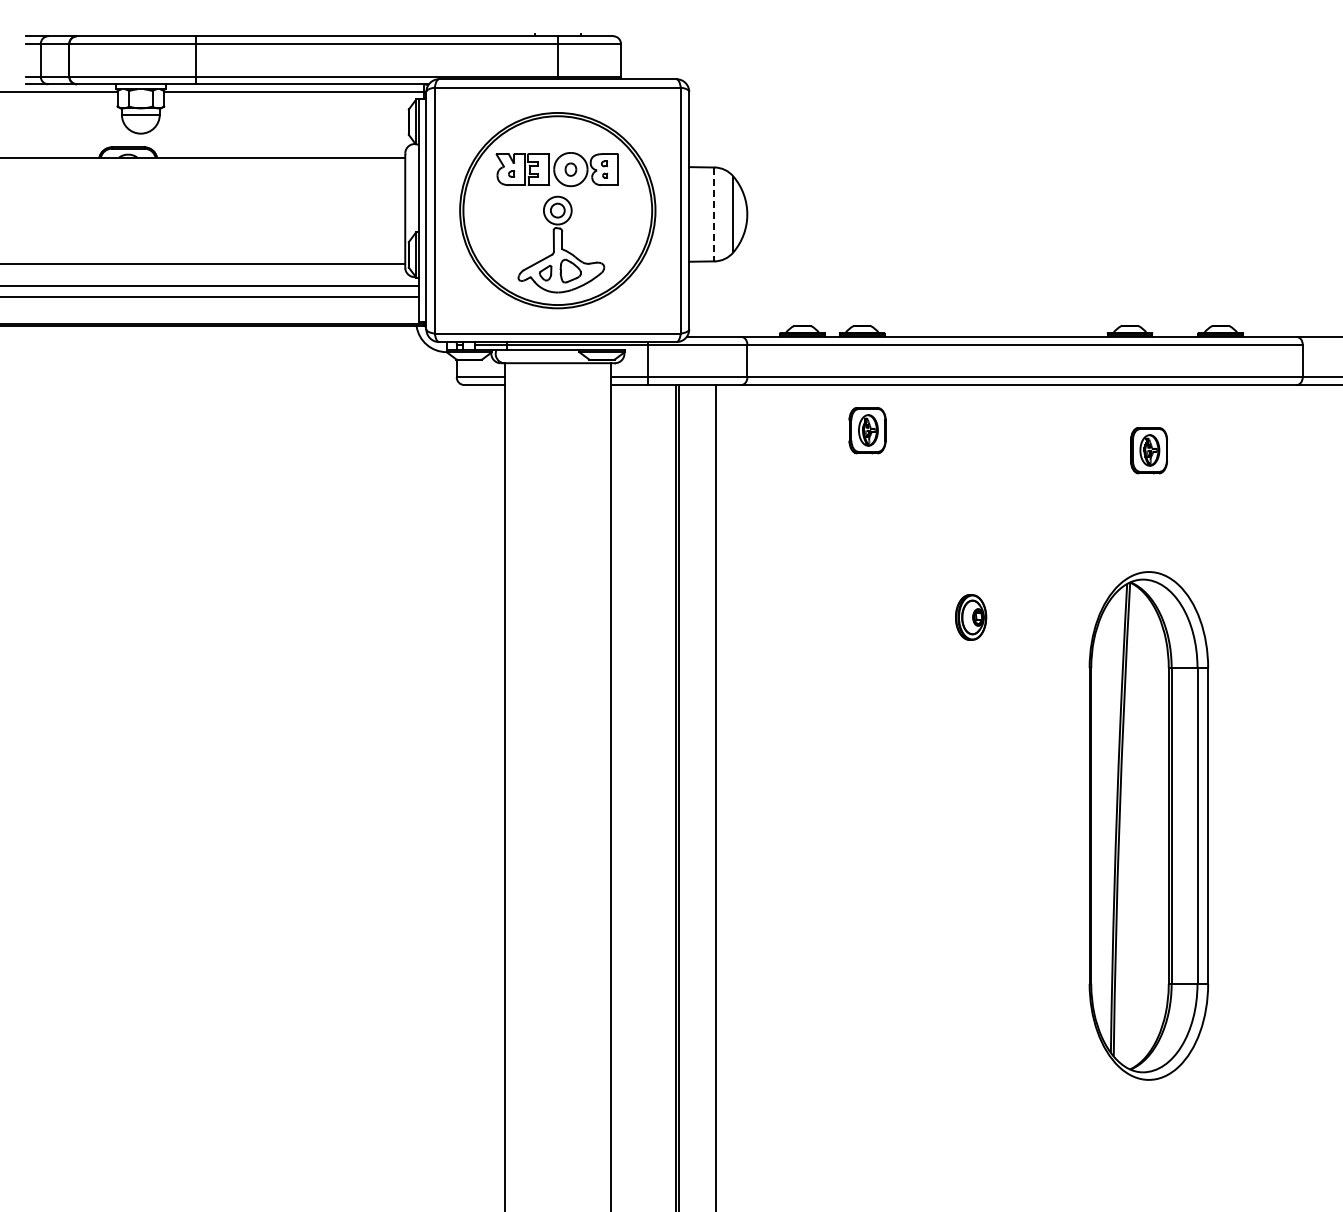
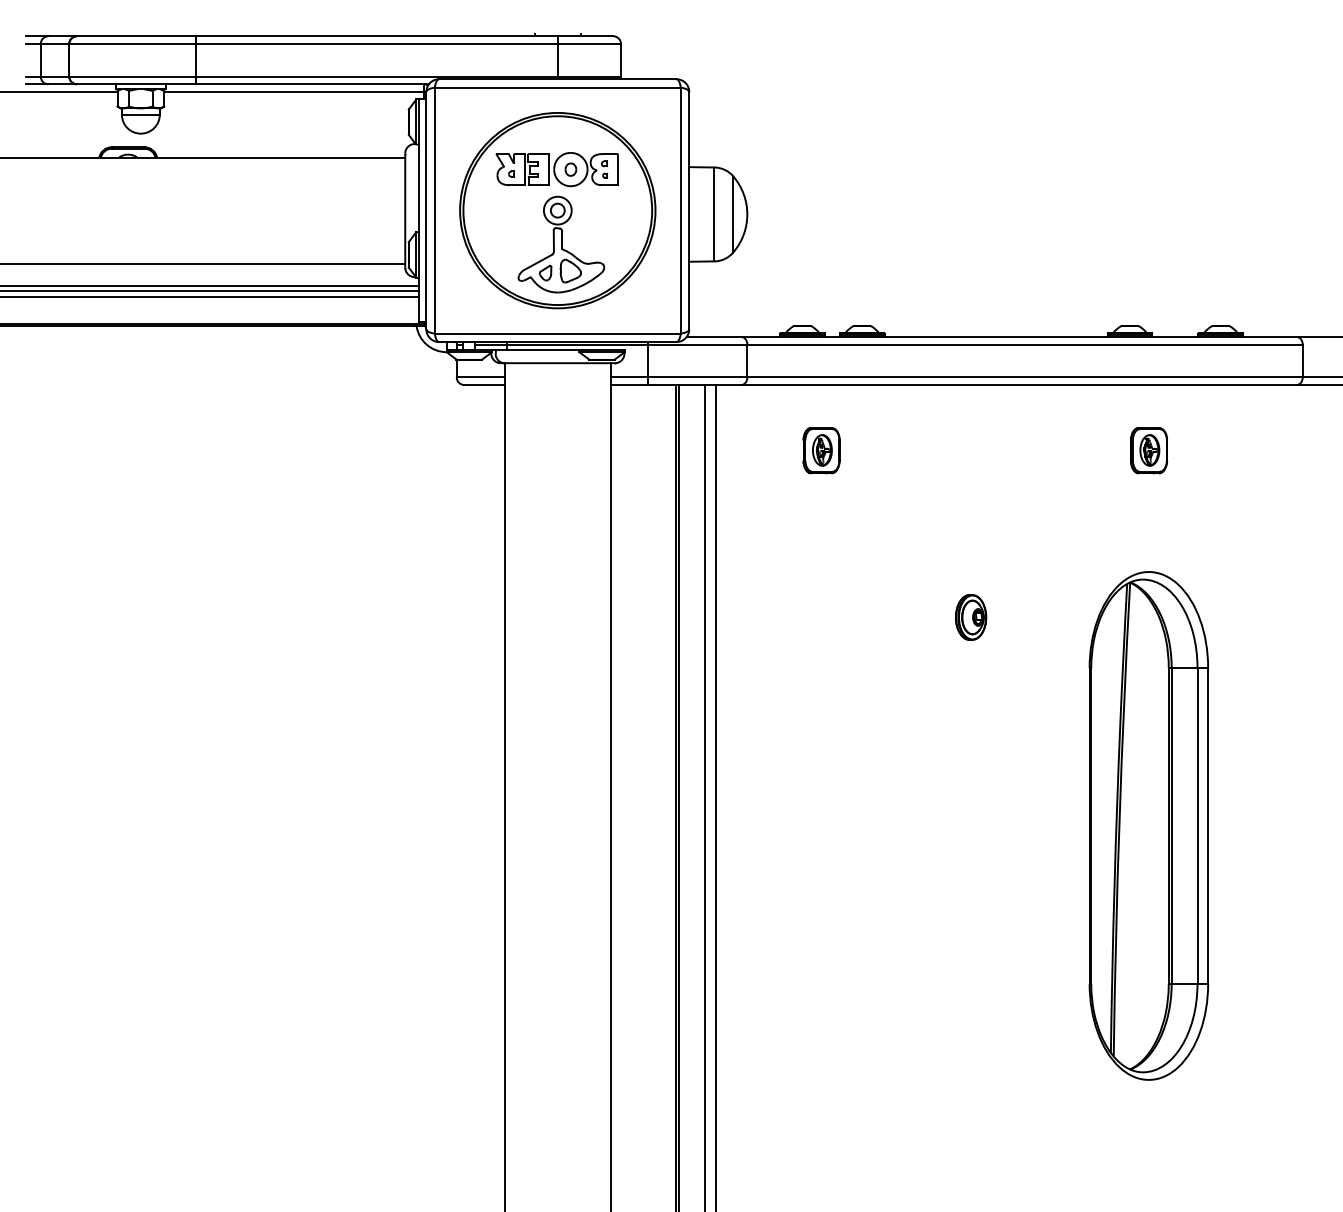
line: dashed -> solid (714, 214)
line: none -> present (210, 291)
part position: (867, 430) -> (821, 450) (821, 450)
line: none -> present (705, 796)
